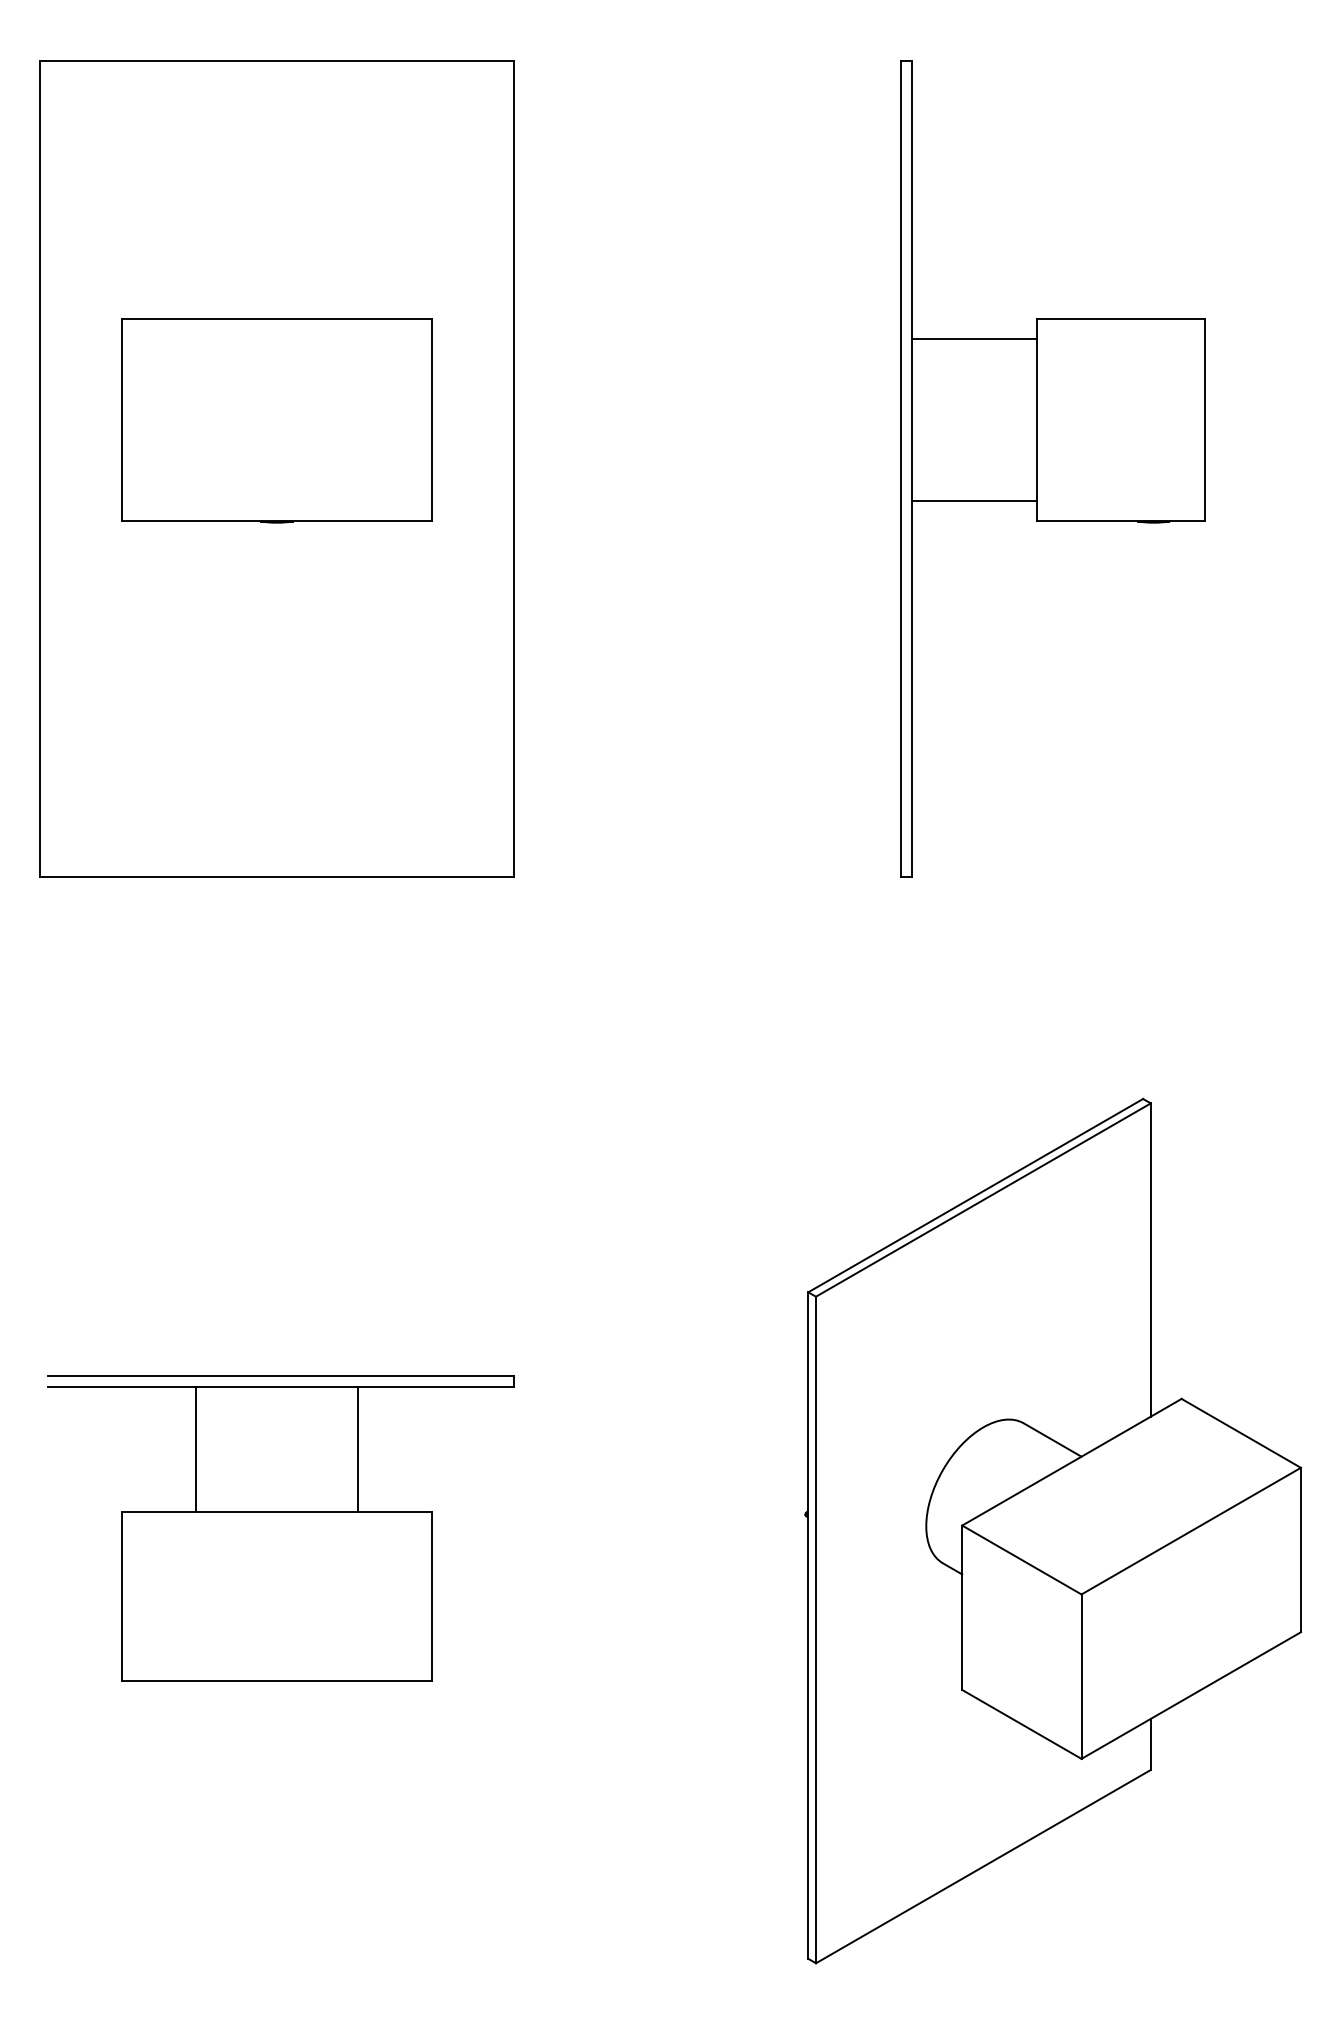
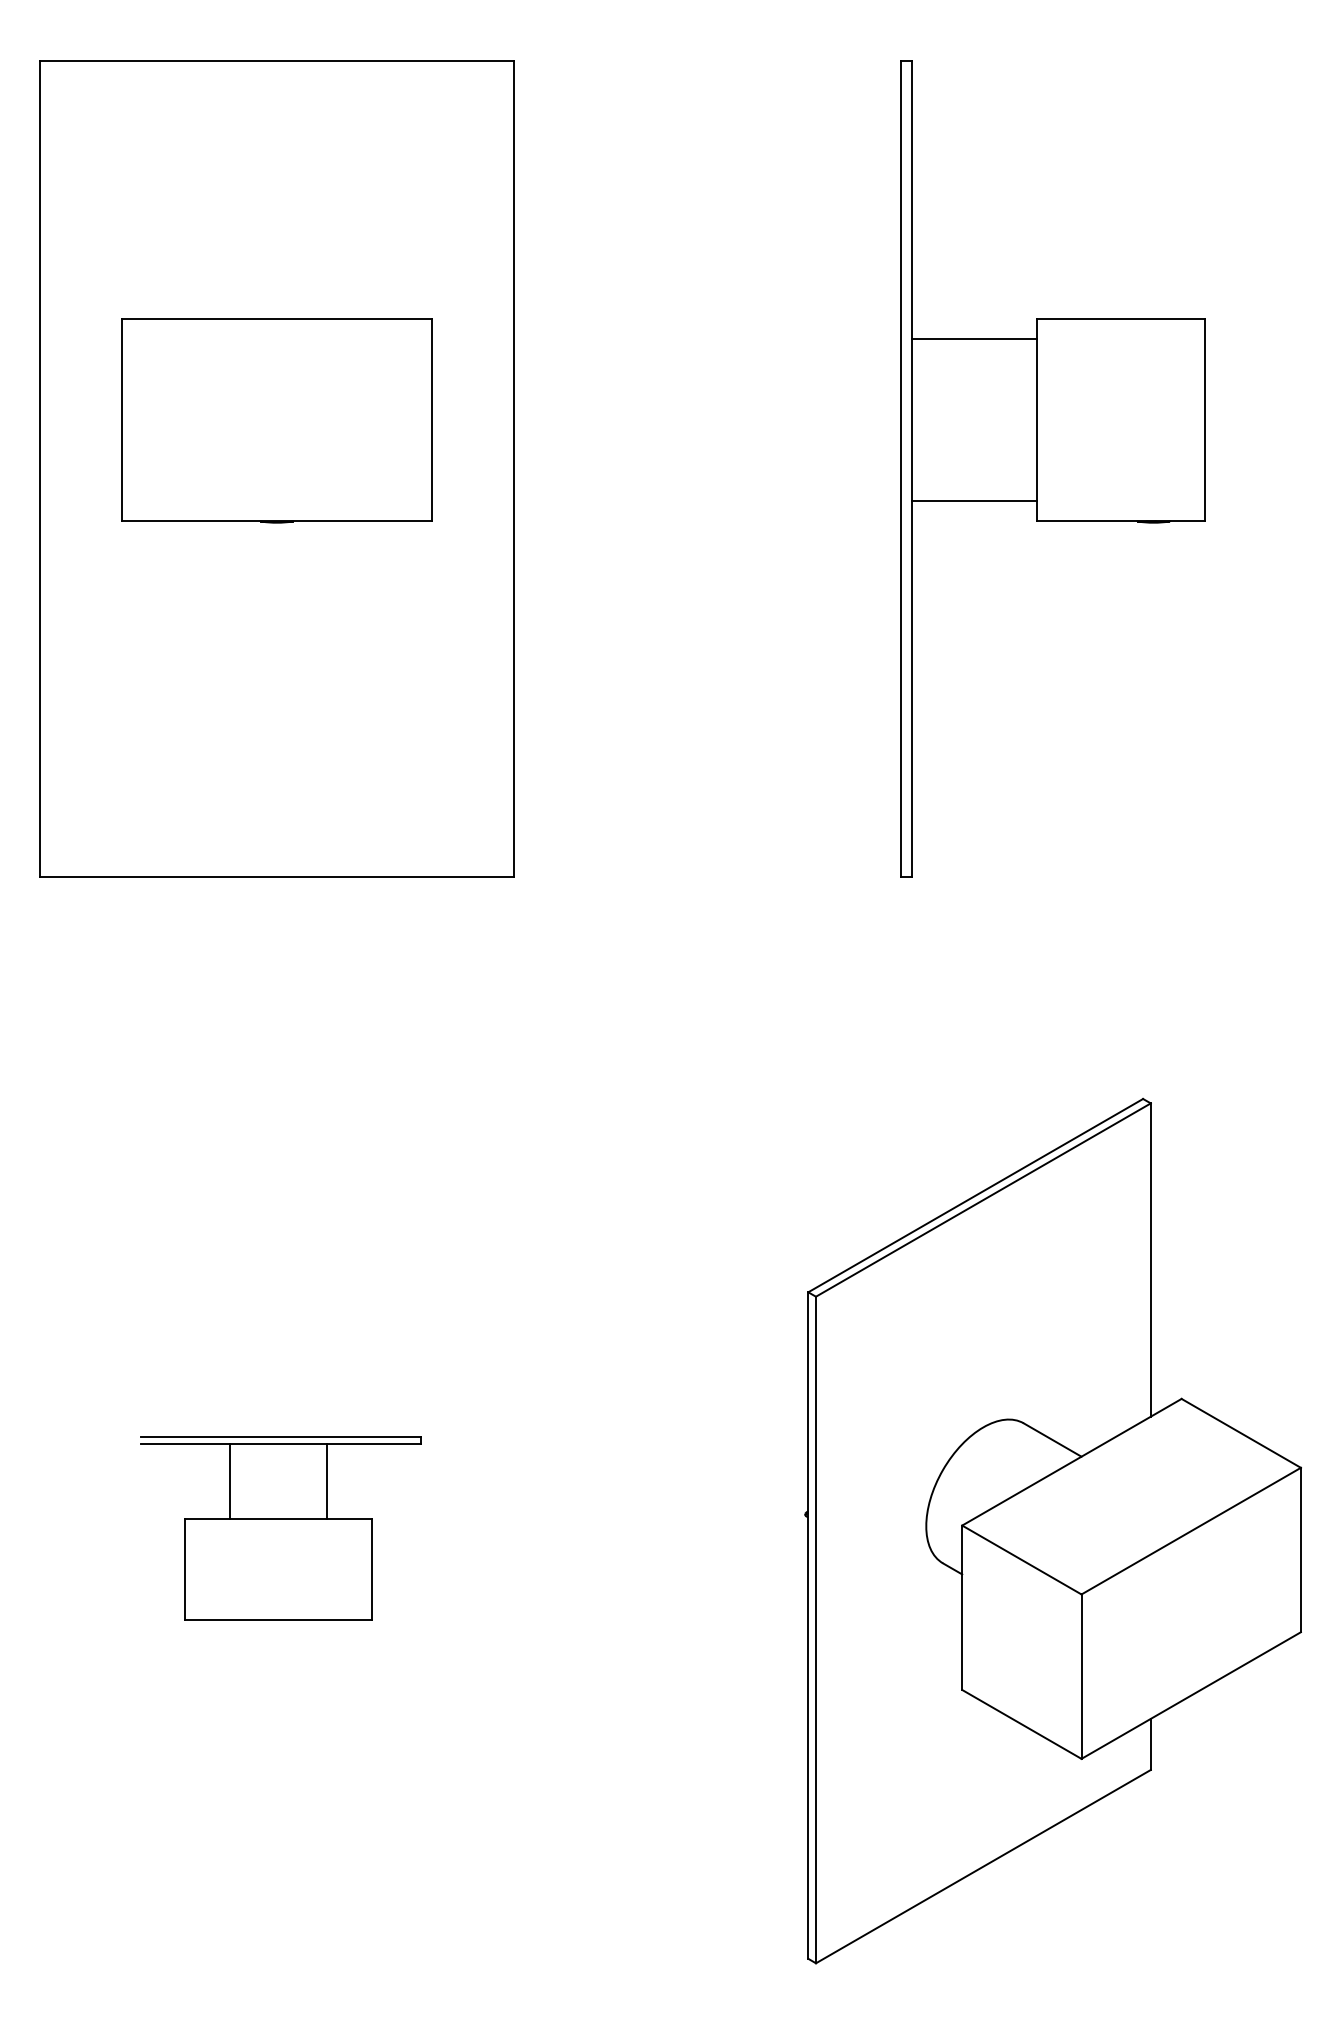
part size: 468x307 px -> 282x185 px (280, 1528)
